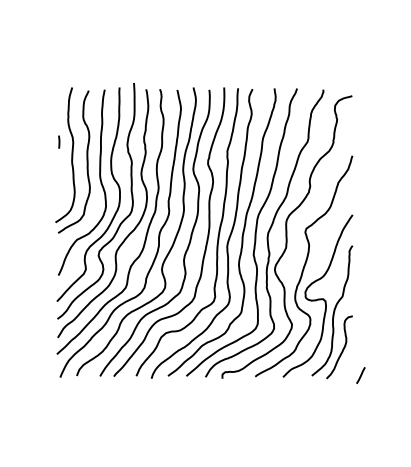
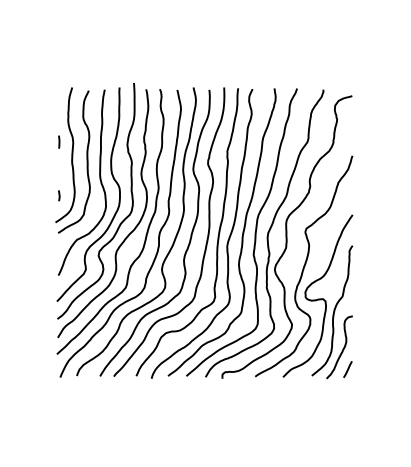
line: none -> present (59, 195)
line position: (360, 375) -> (347, 369) (347, 369)
